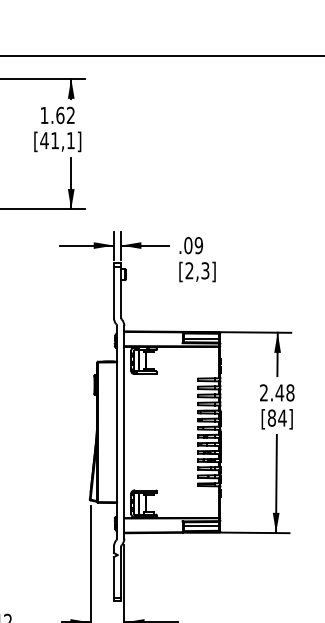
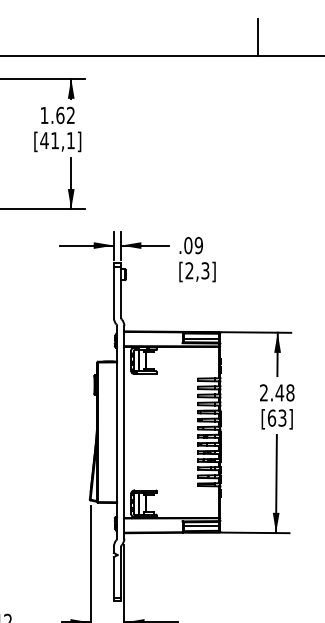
line: none -> present (257, 37)
text: [84] -> [63] (276, 417)
